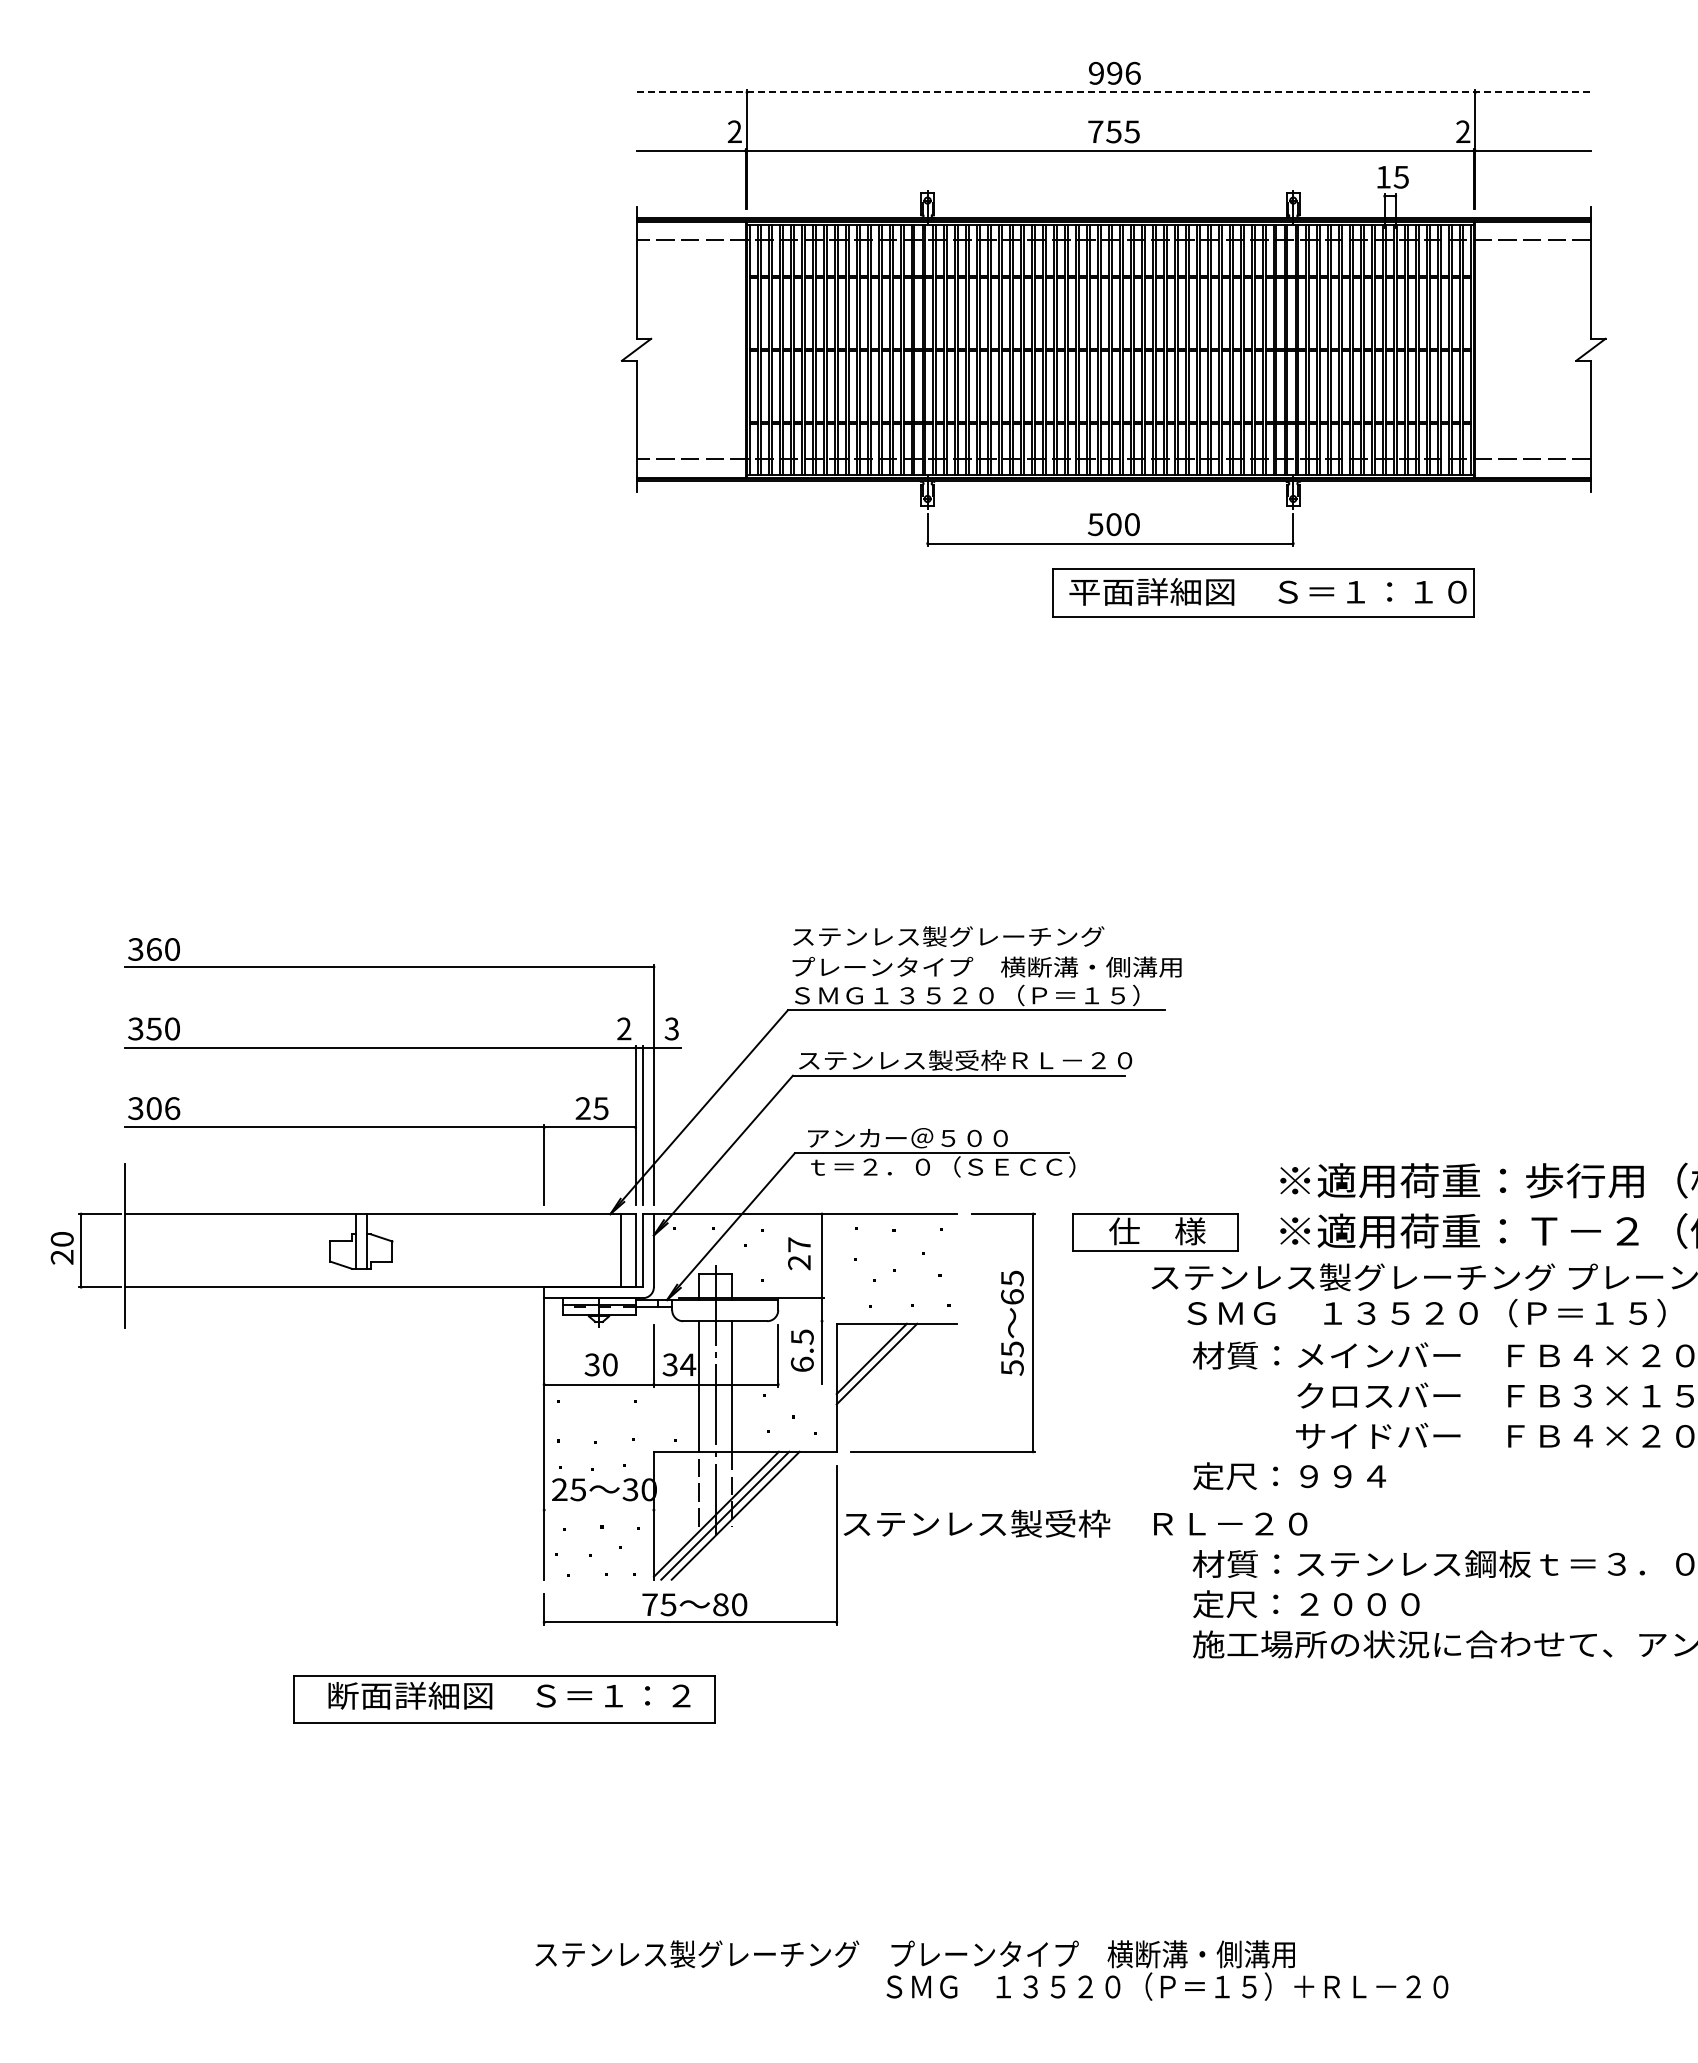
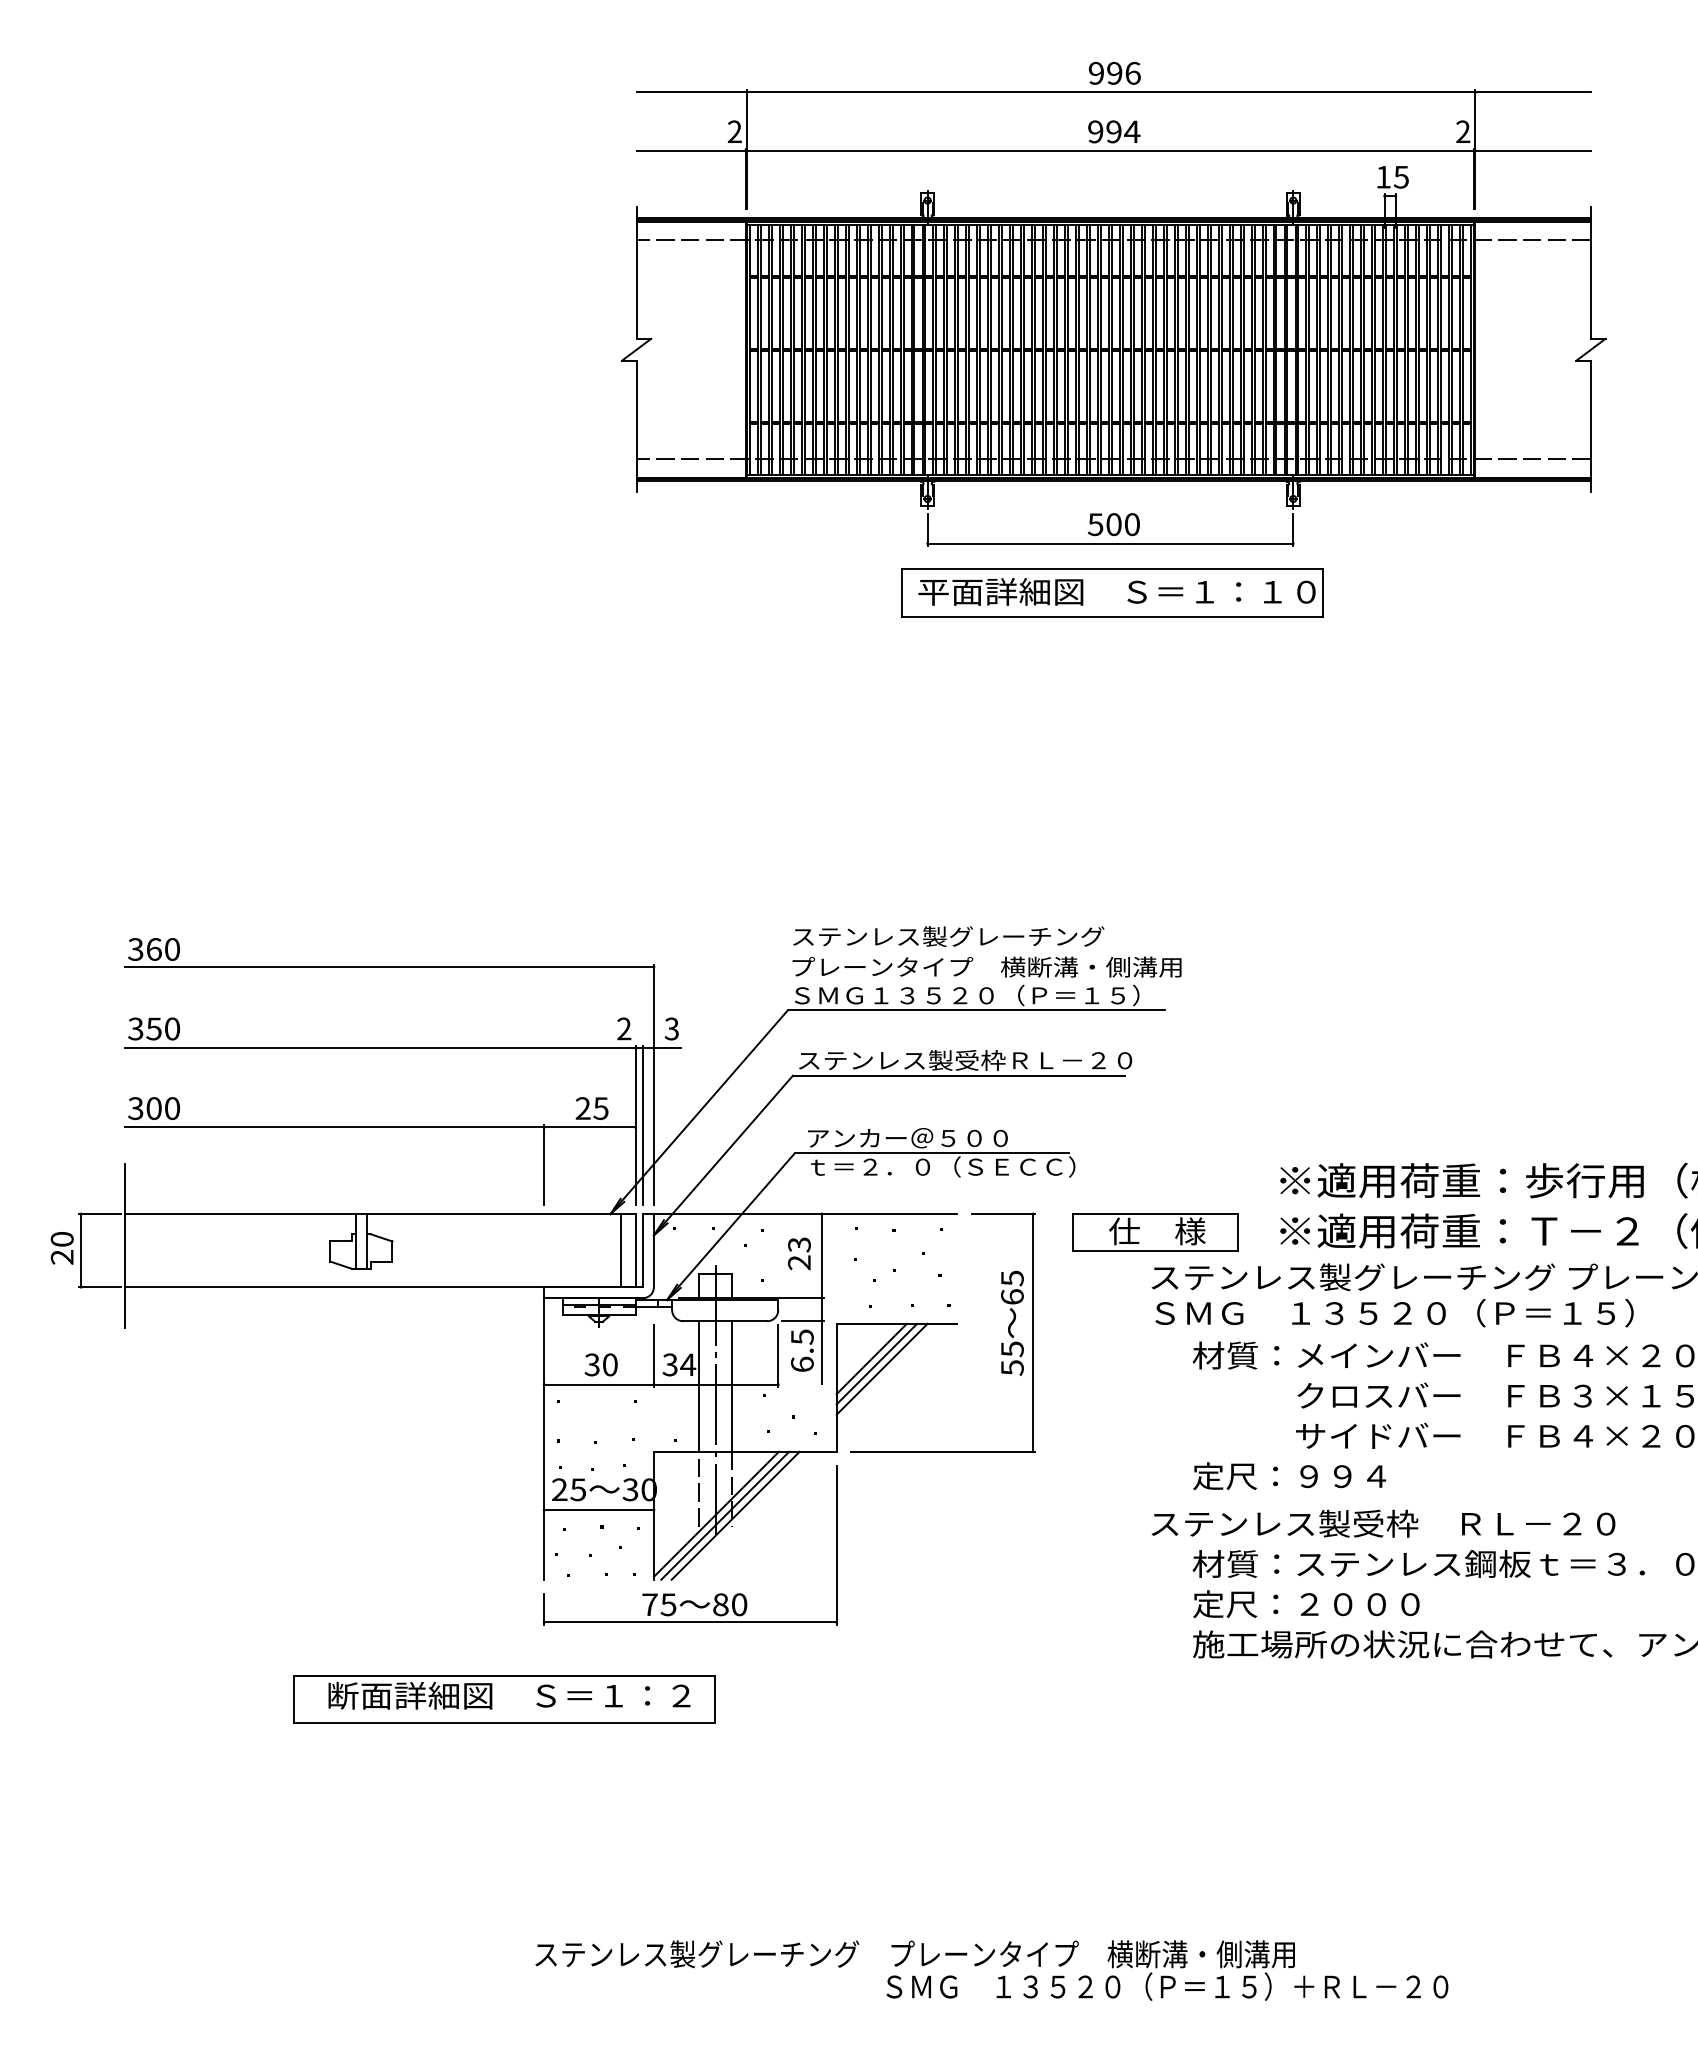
line: dashed -> solid (1114, 92)
text: 755 -> 994 (1114, 131)
part position: (1263, 592) -> (1112, 592) (1112, 592)
text: 306 -> 300 (172, 1108)
text: 27 -> 23 (799, 1244)
text position: (1426, 1313) -> (1394, 1313) (1394, 1313)
line: none -> present (802, 1321)
line: none -> present (881, 1368)
line: none -> present (598, 1510)
text position: (1075, 1523) -> (1383, 1523) (1383, 1523)
